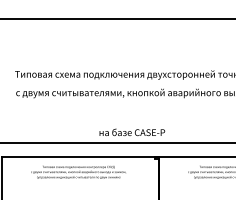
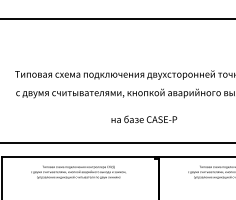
text position: (132, 132) -> (144, 119) (144, 119)
